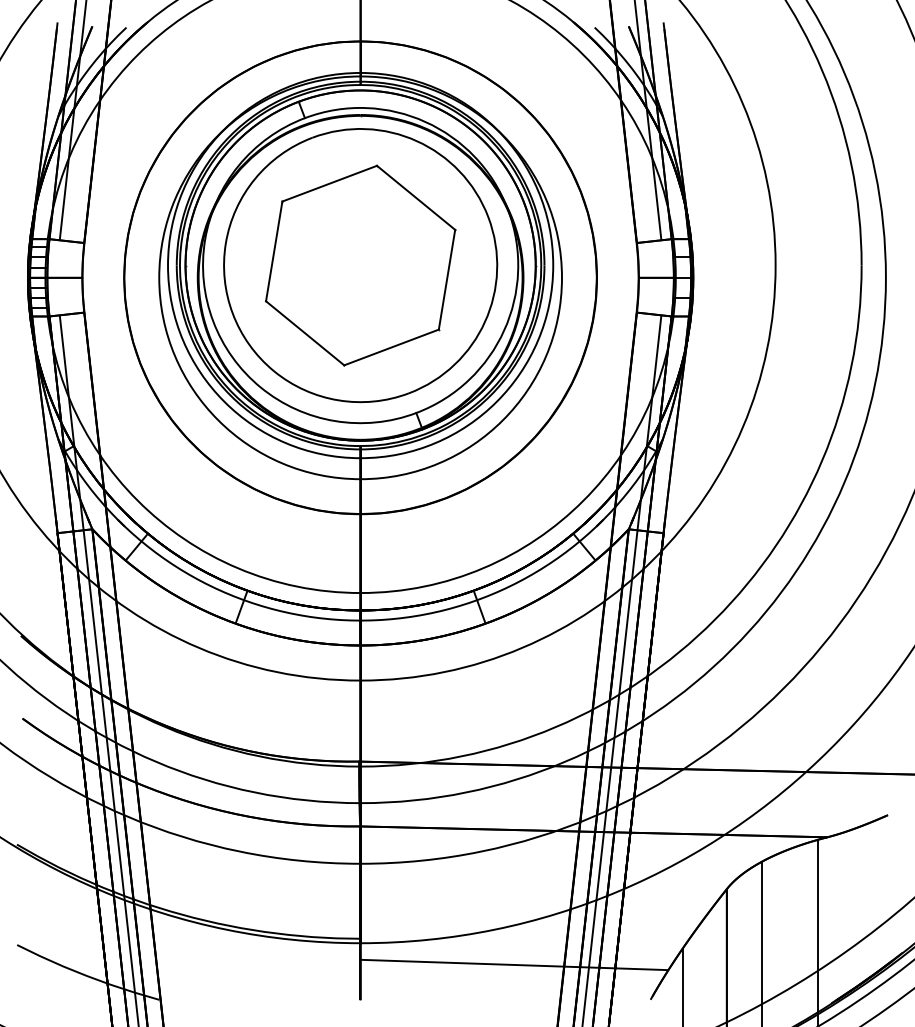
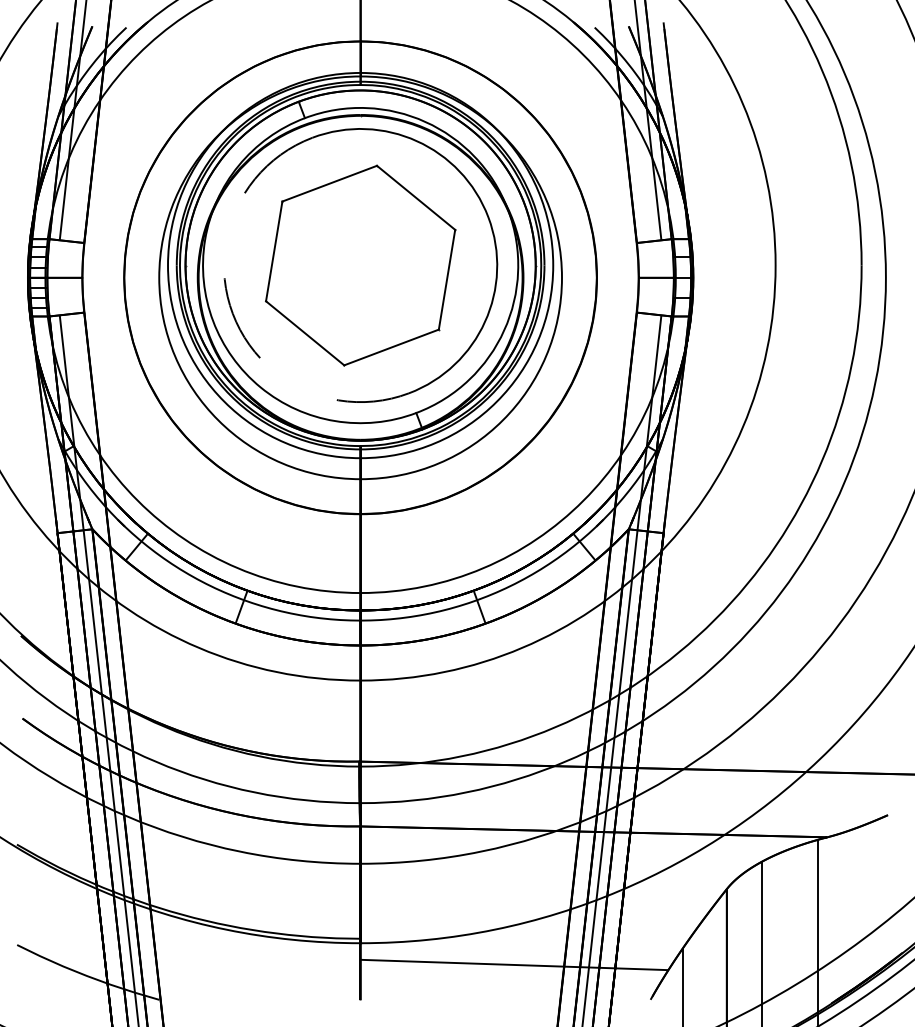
arc: solid -> dashed (232, 313)
